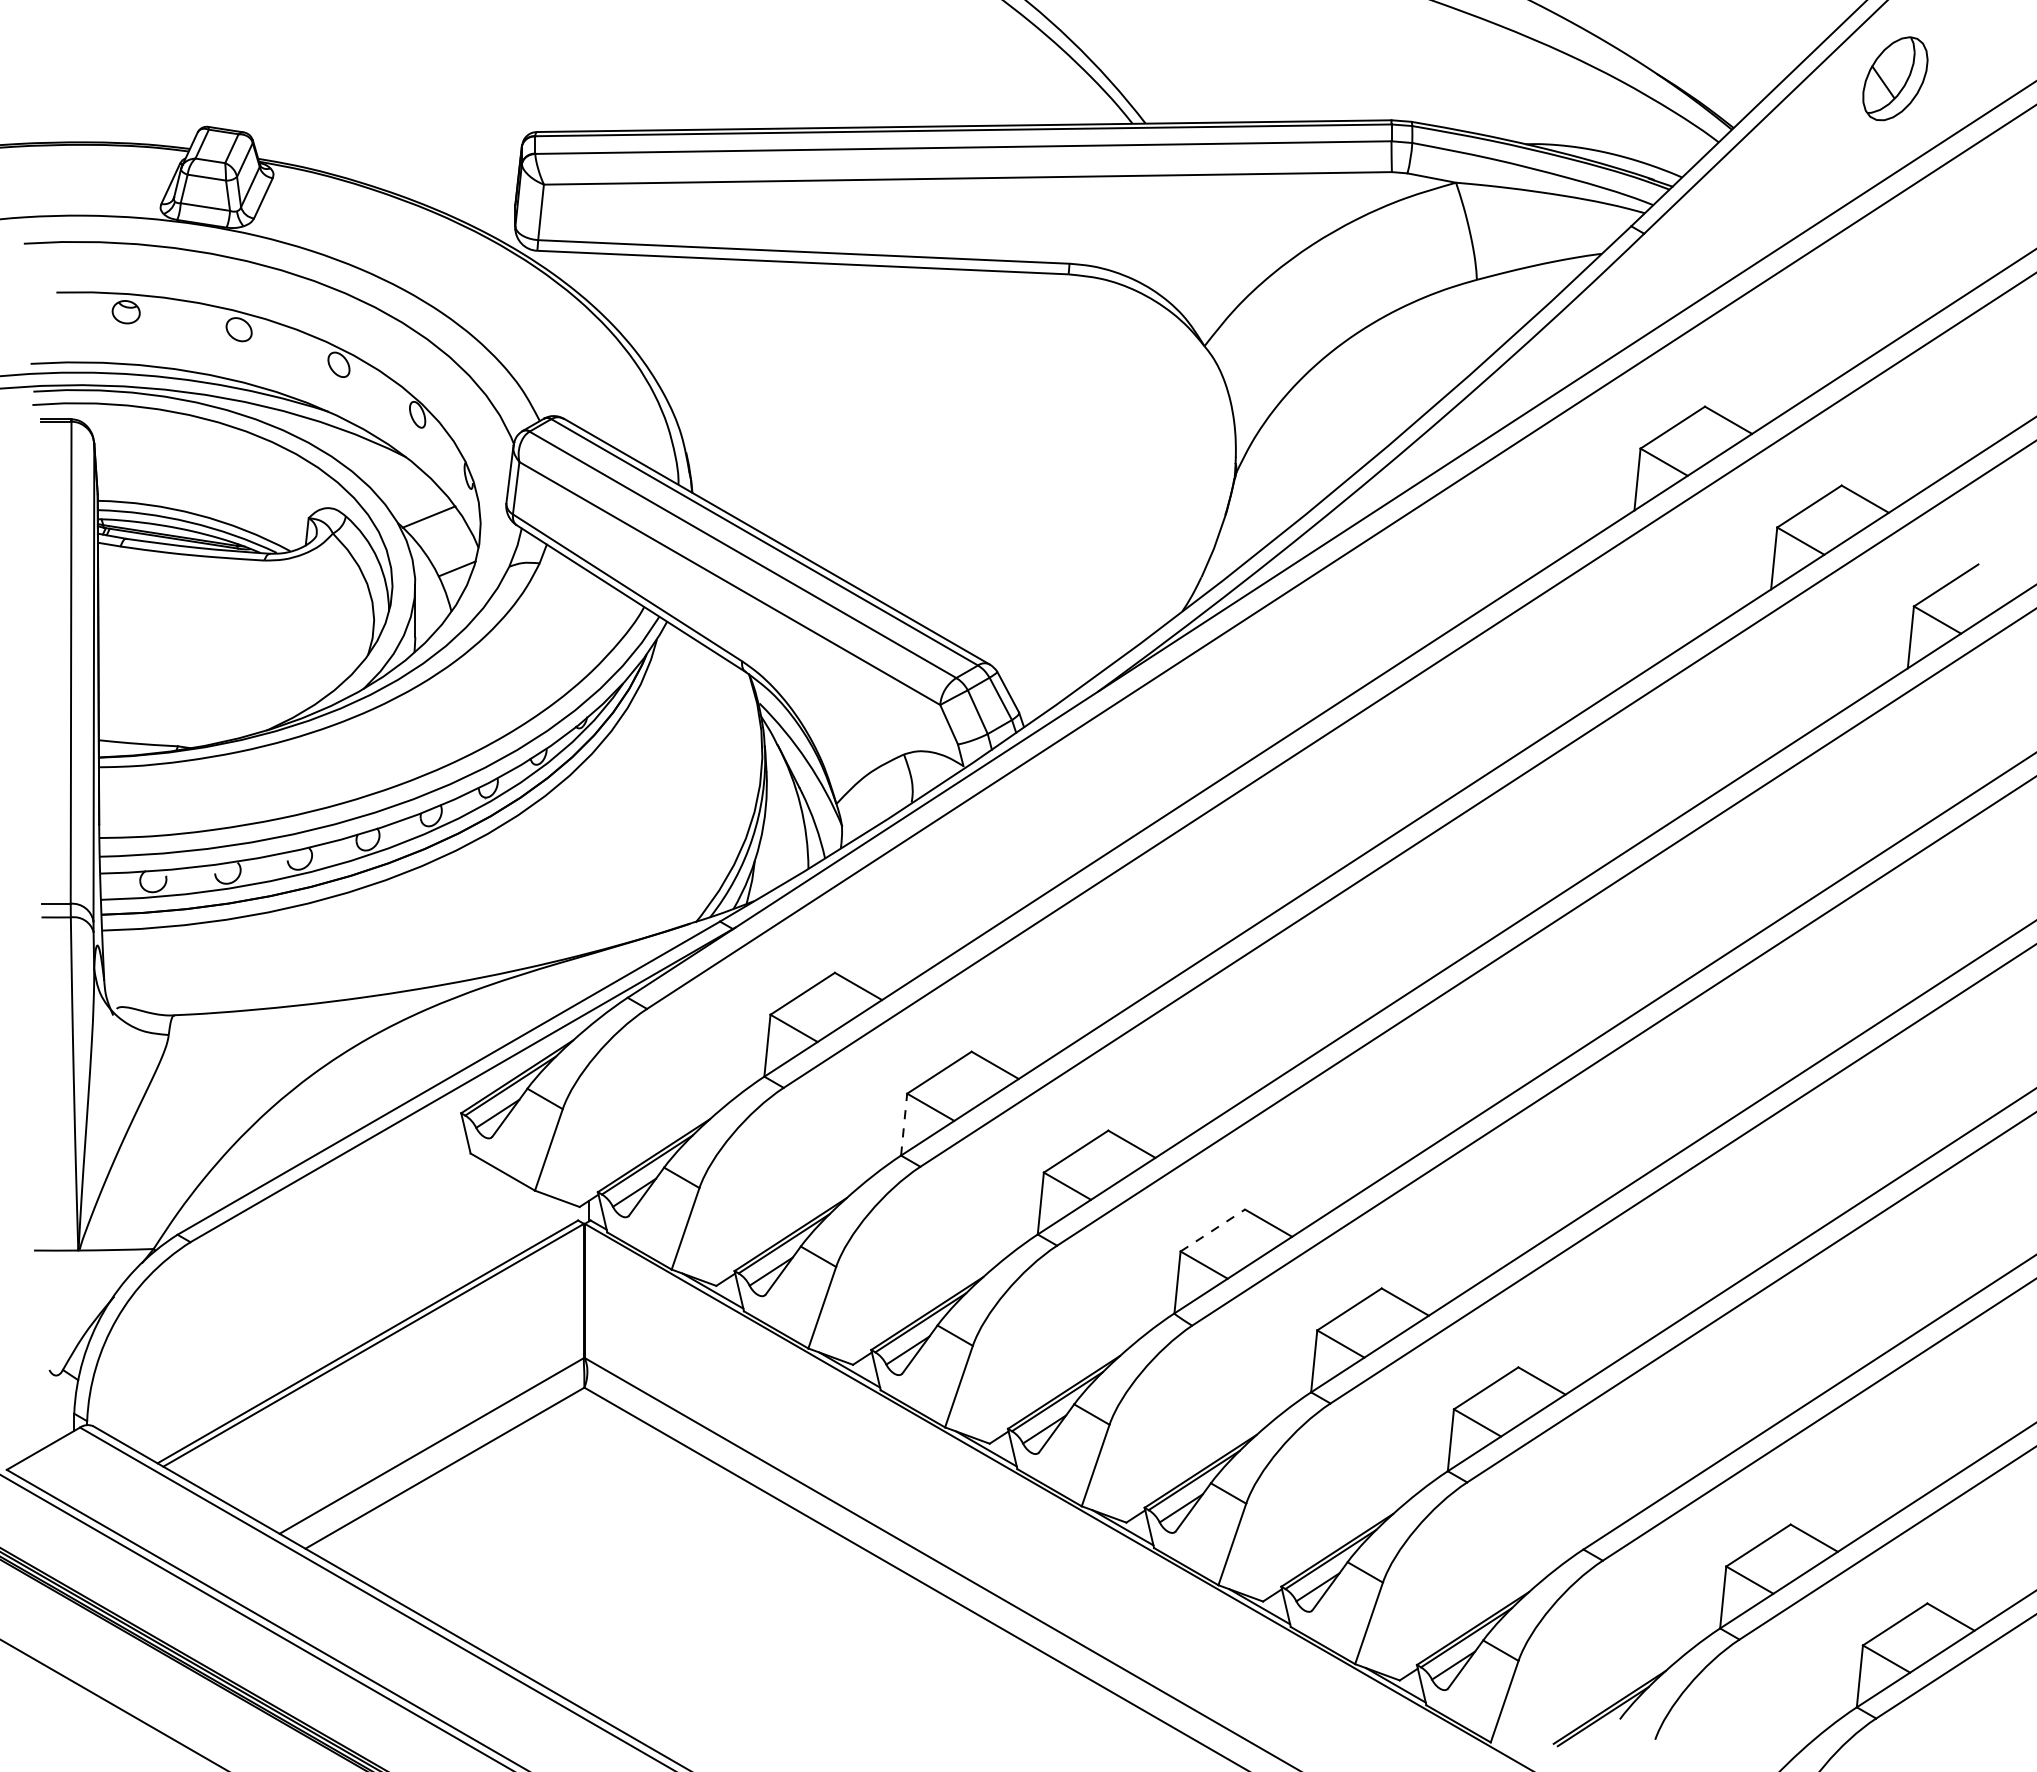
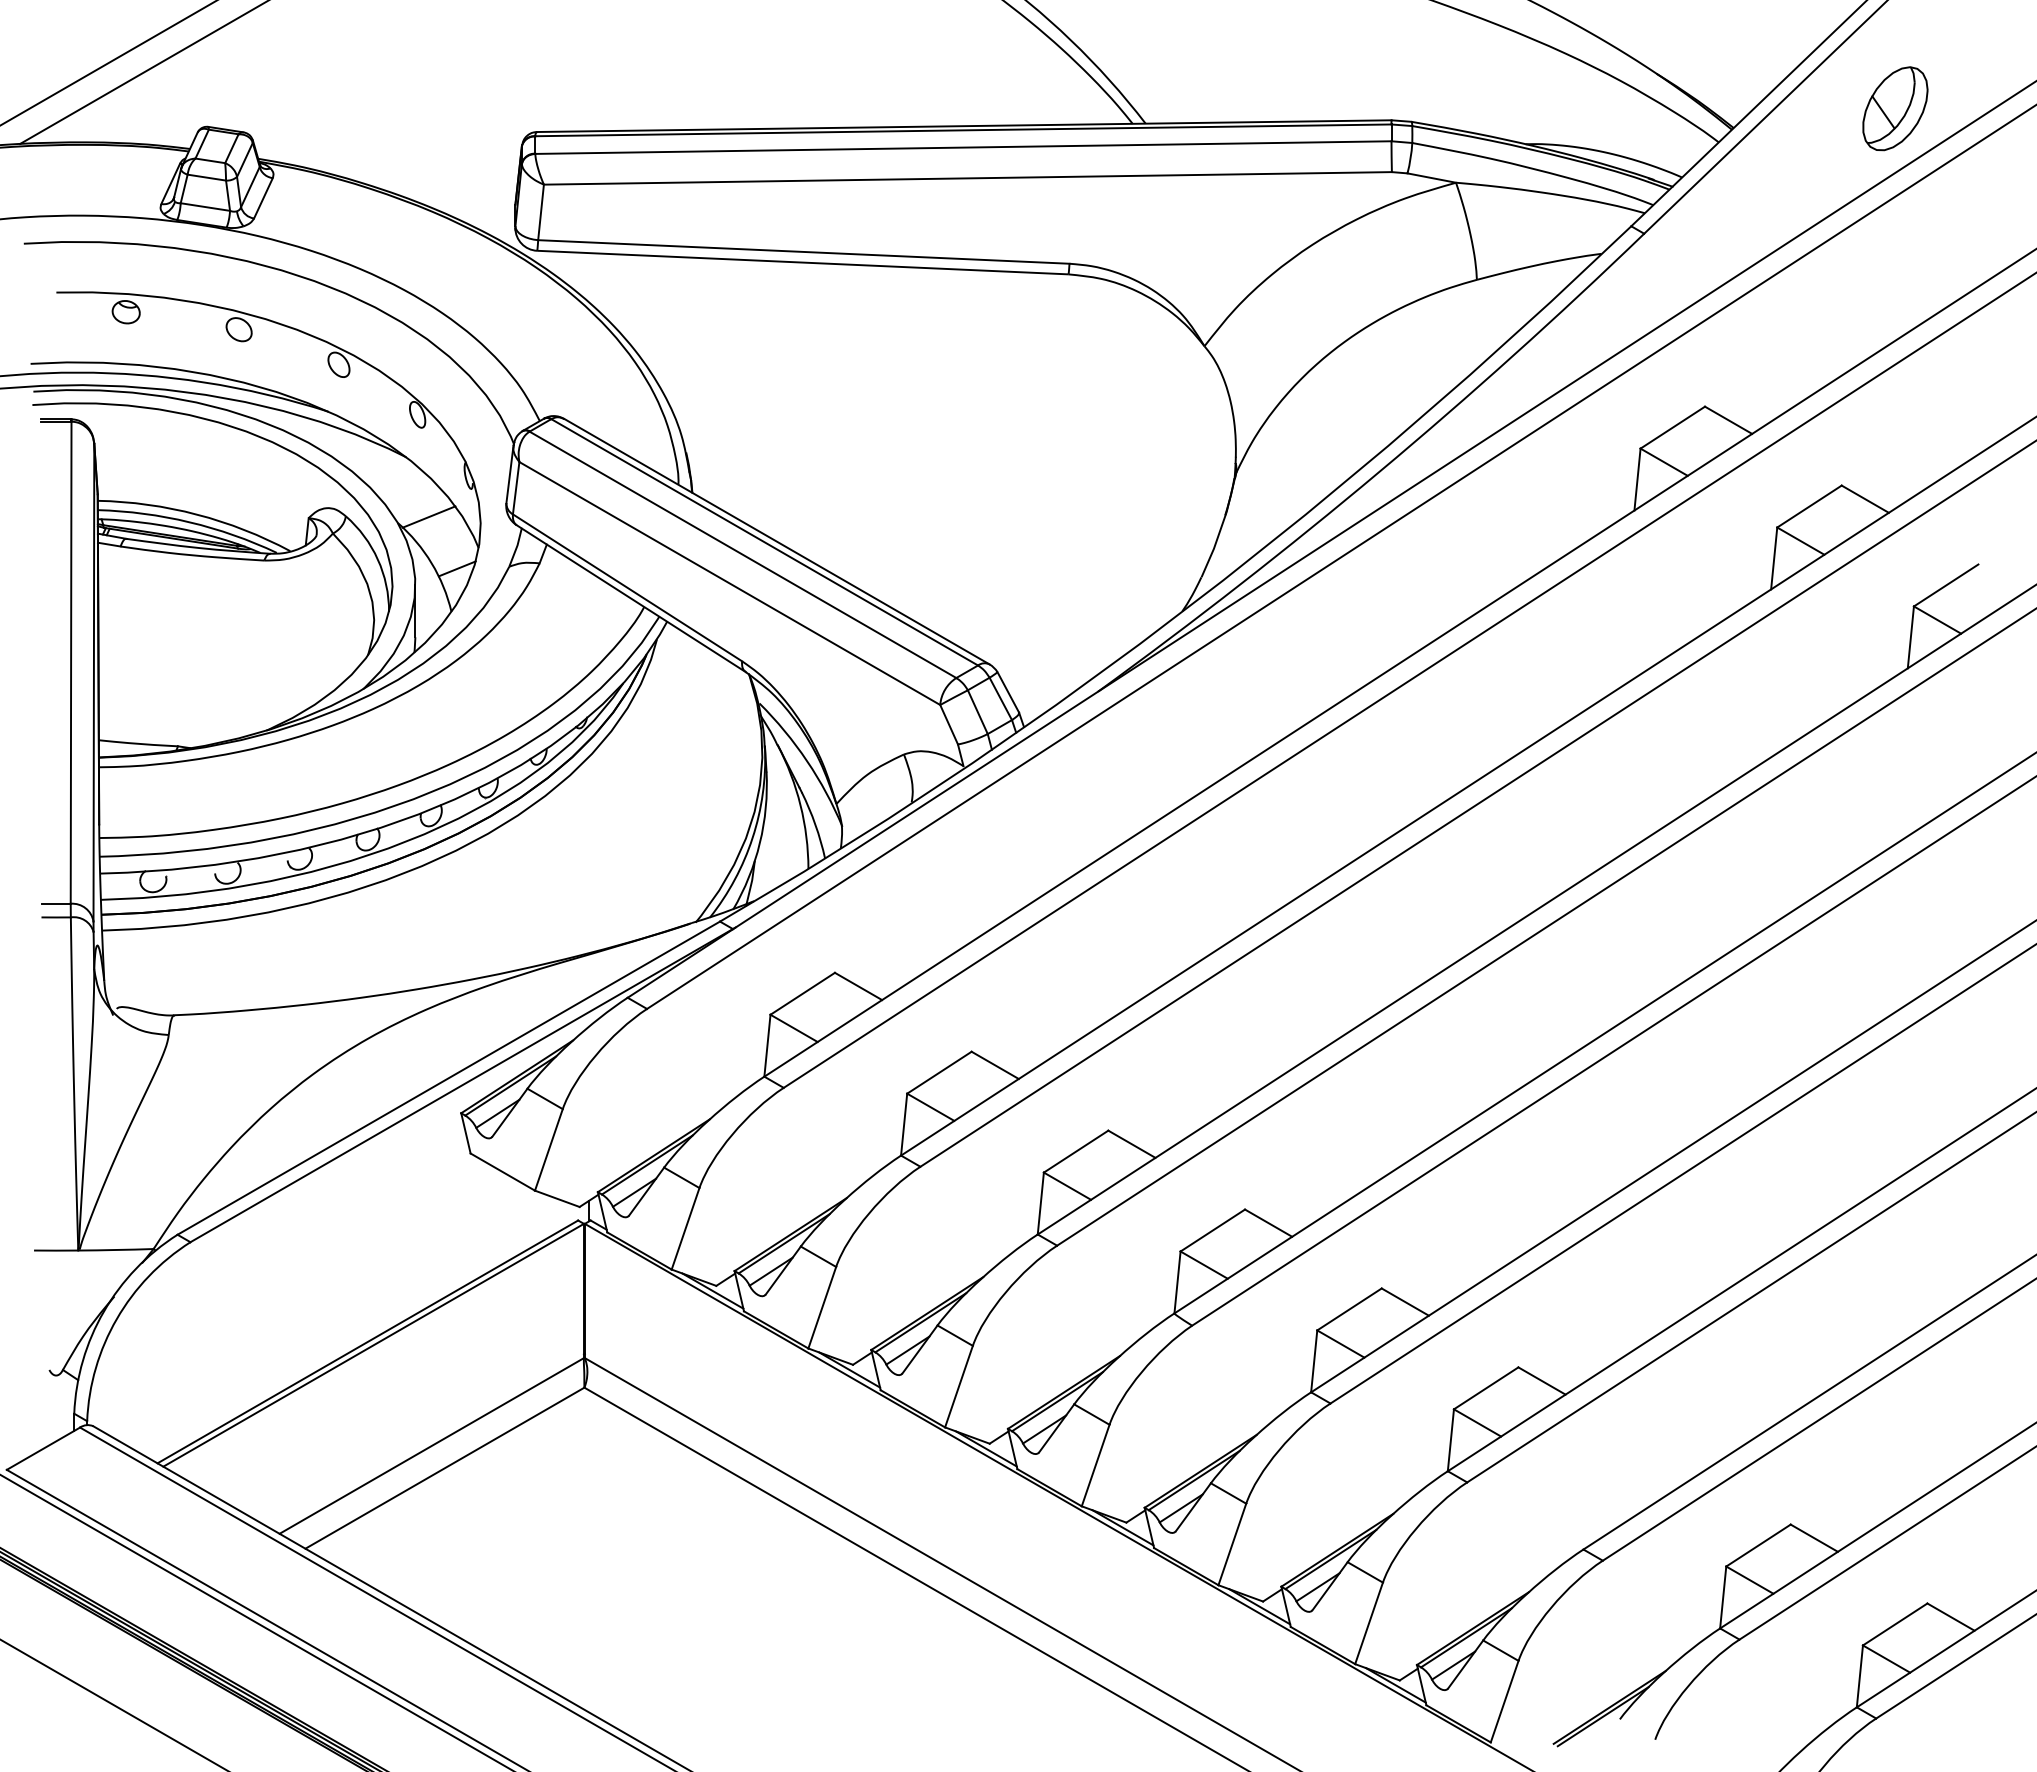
line: none -> present (107, 63)
line: none -> present (142, 72)
part position: (1895, 78) -> (1895, 108) (1895, 108)
line: dashed -> solid (904, 1124)
line: dashed -> solid (1213, 1230)
